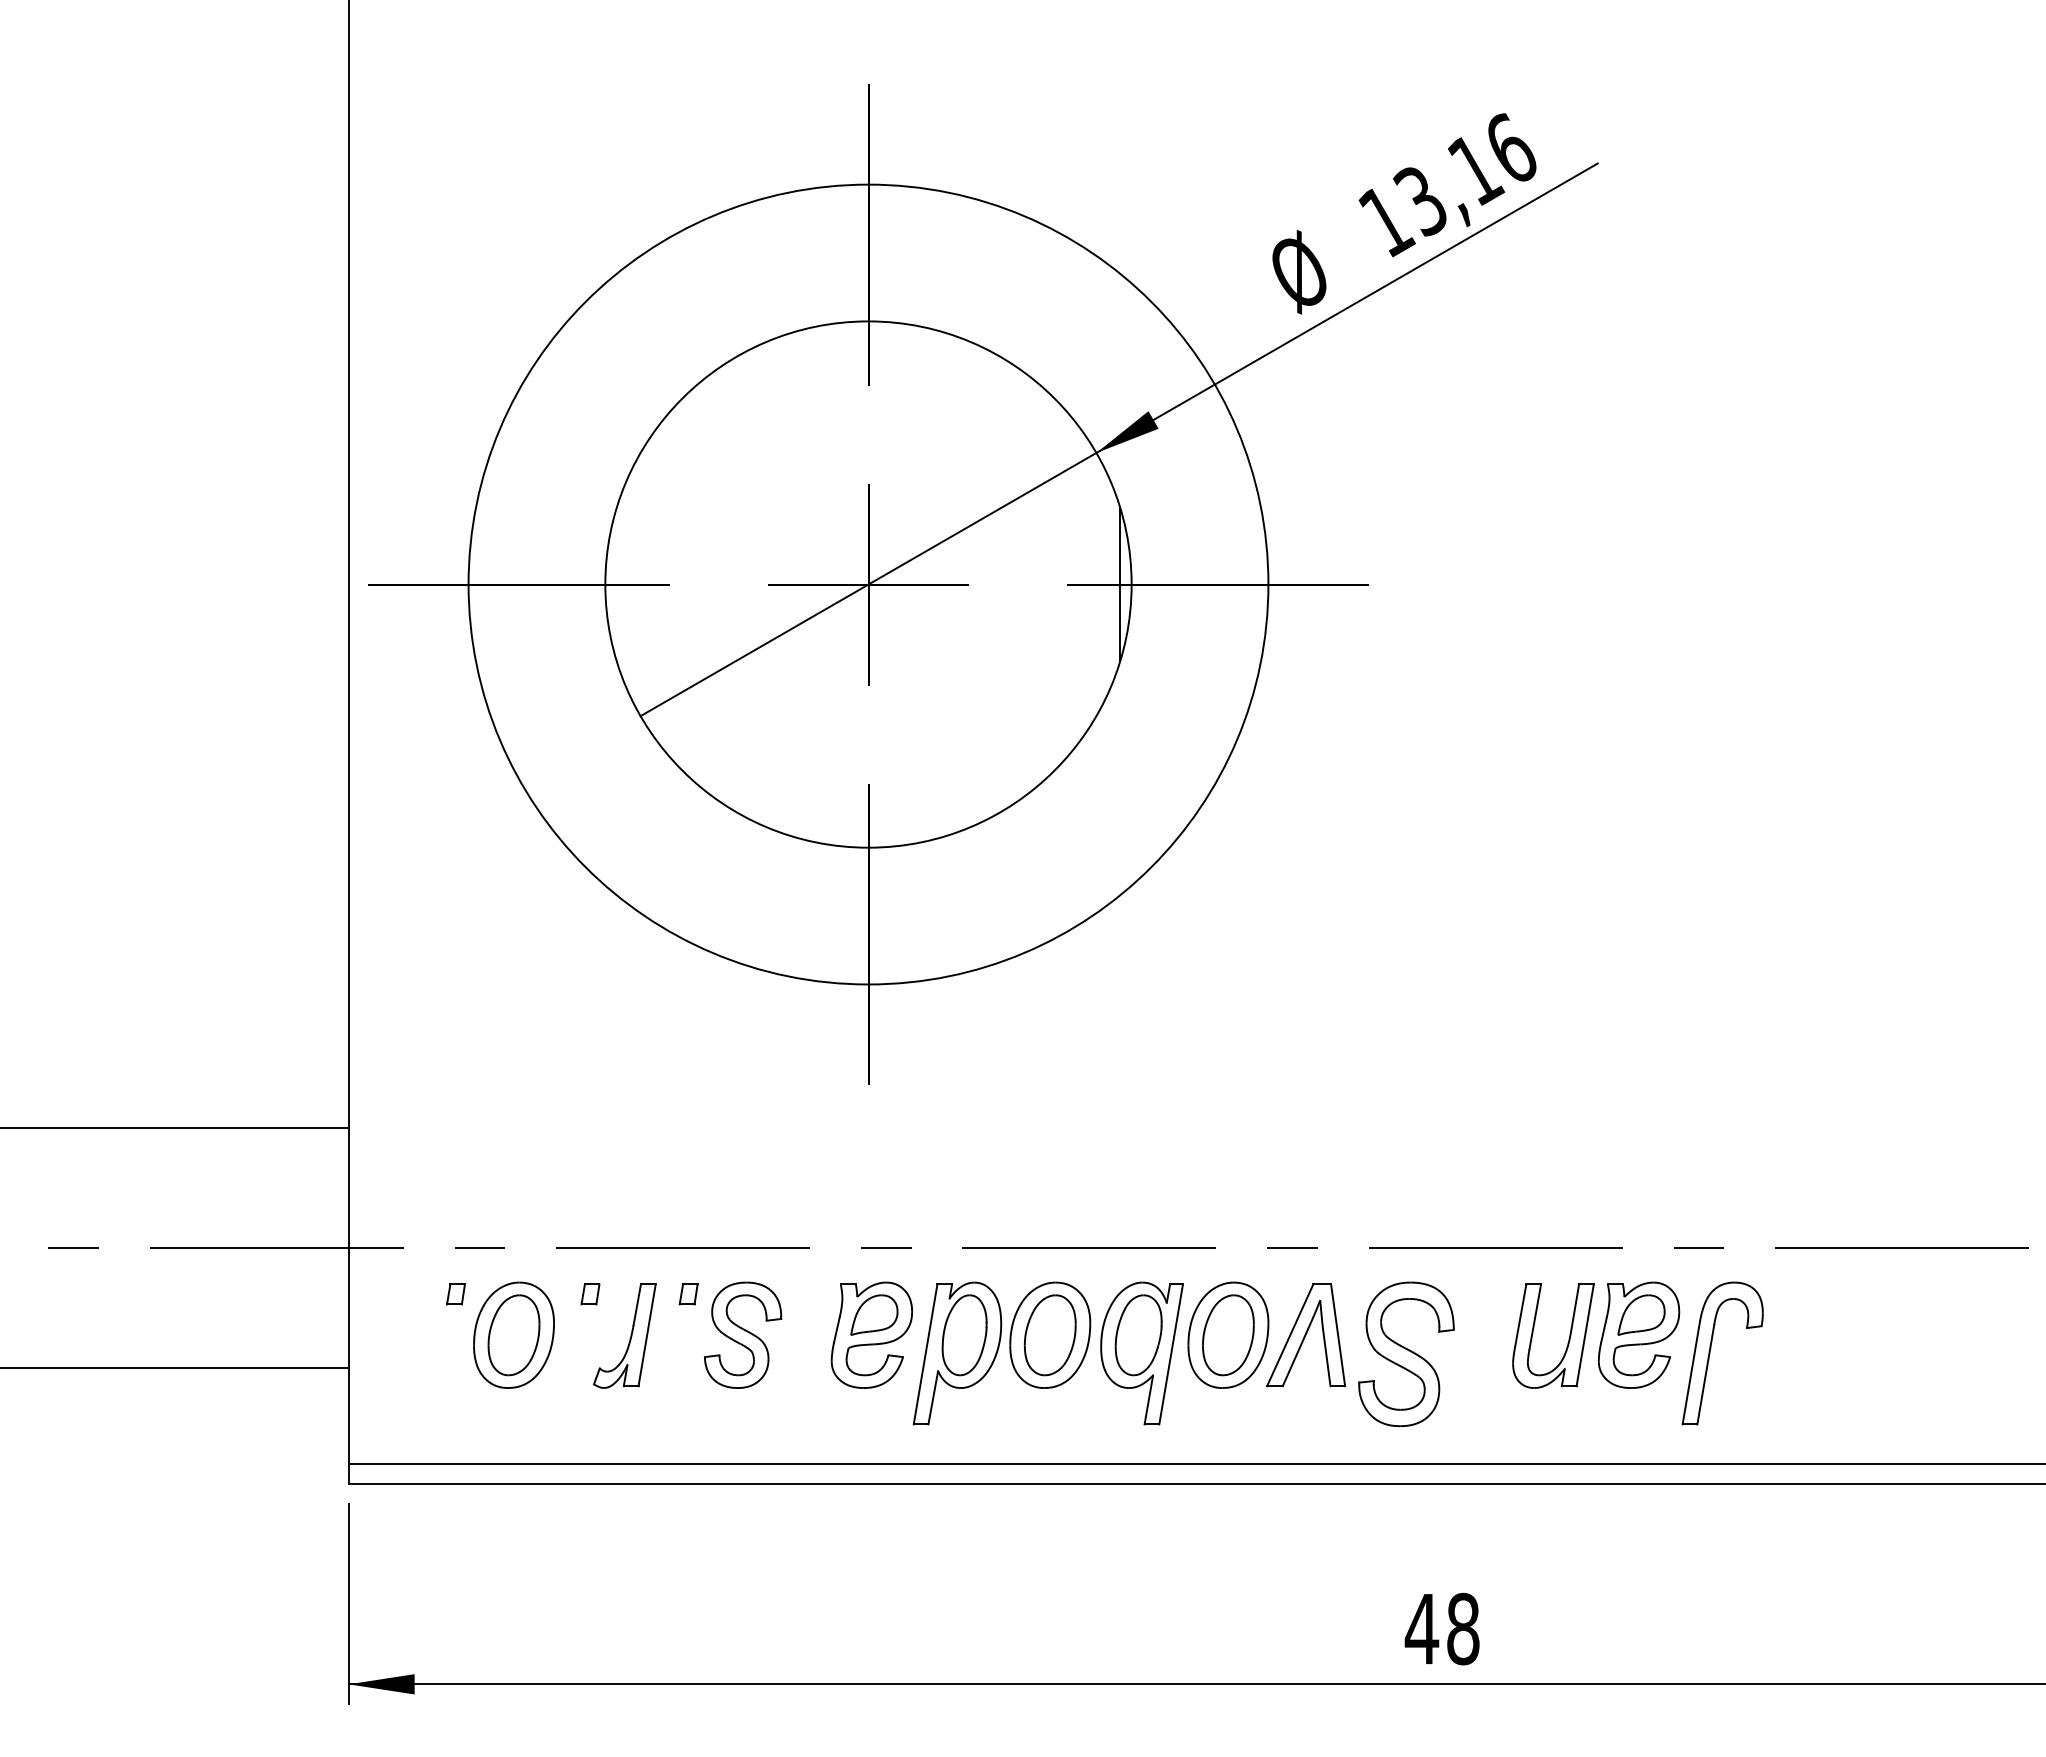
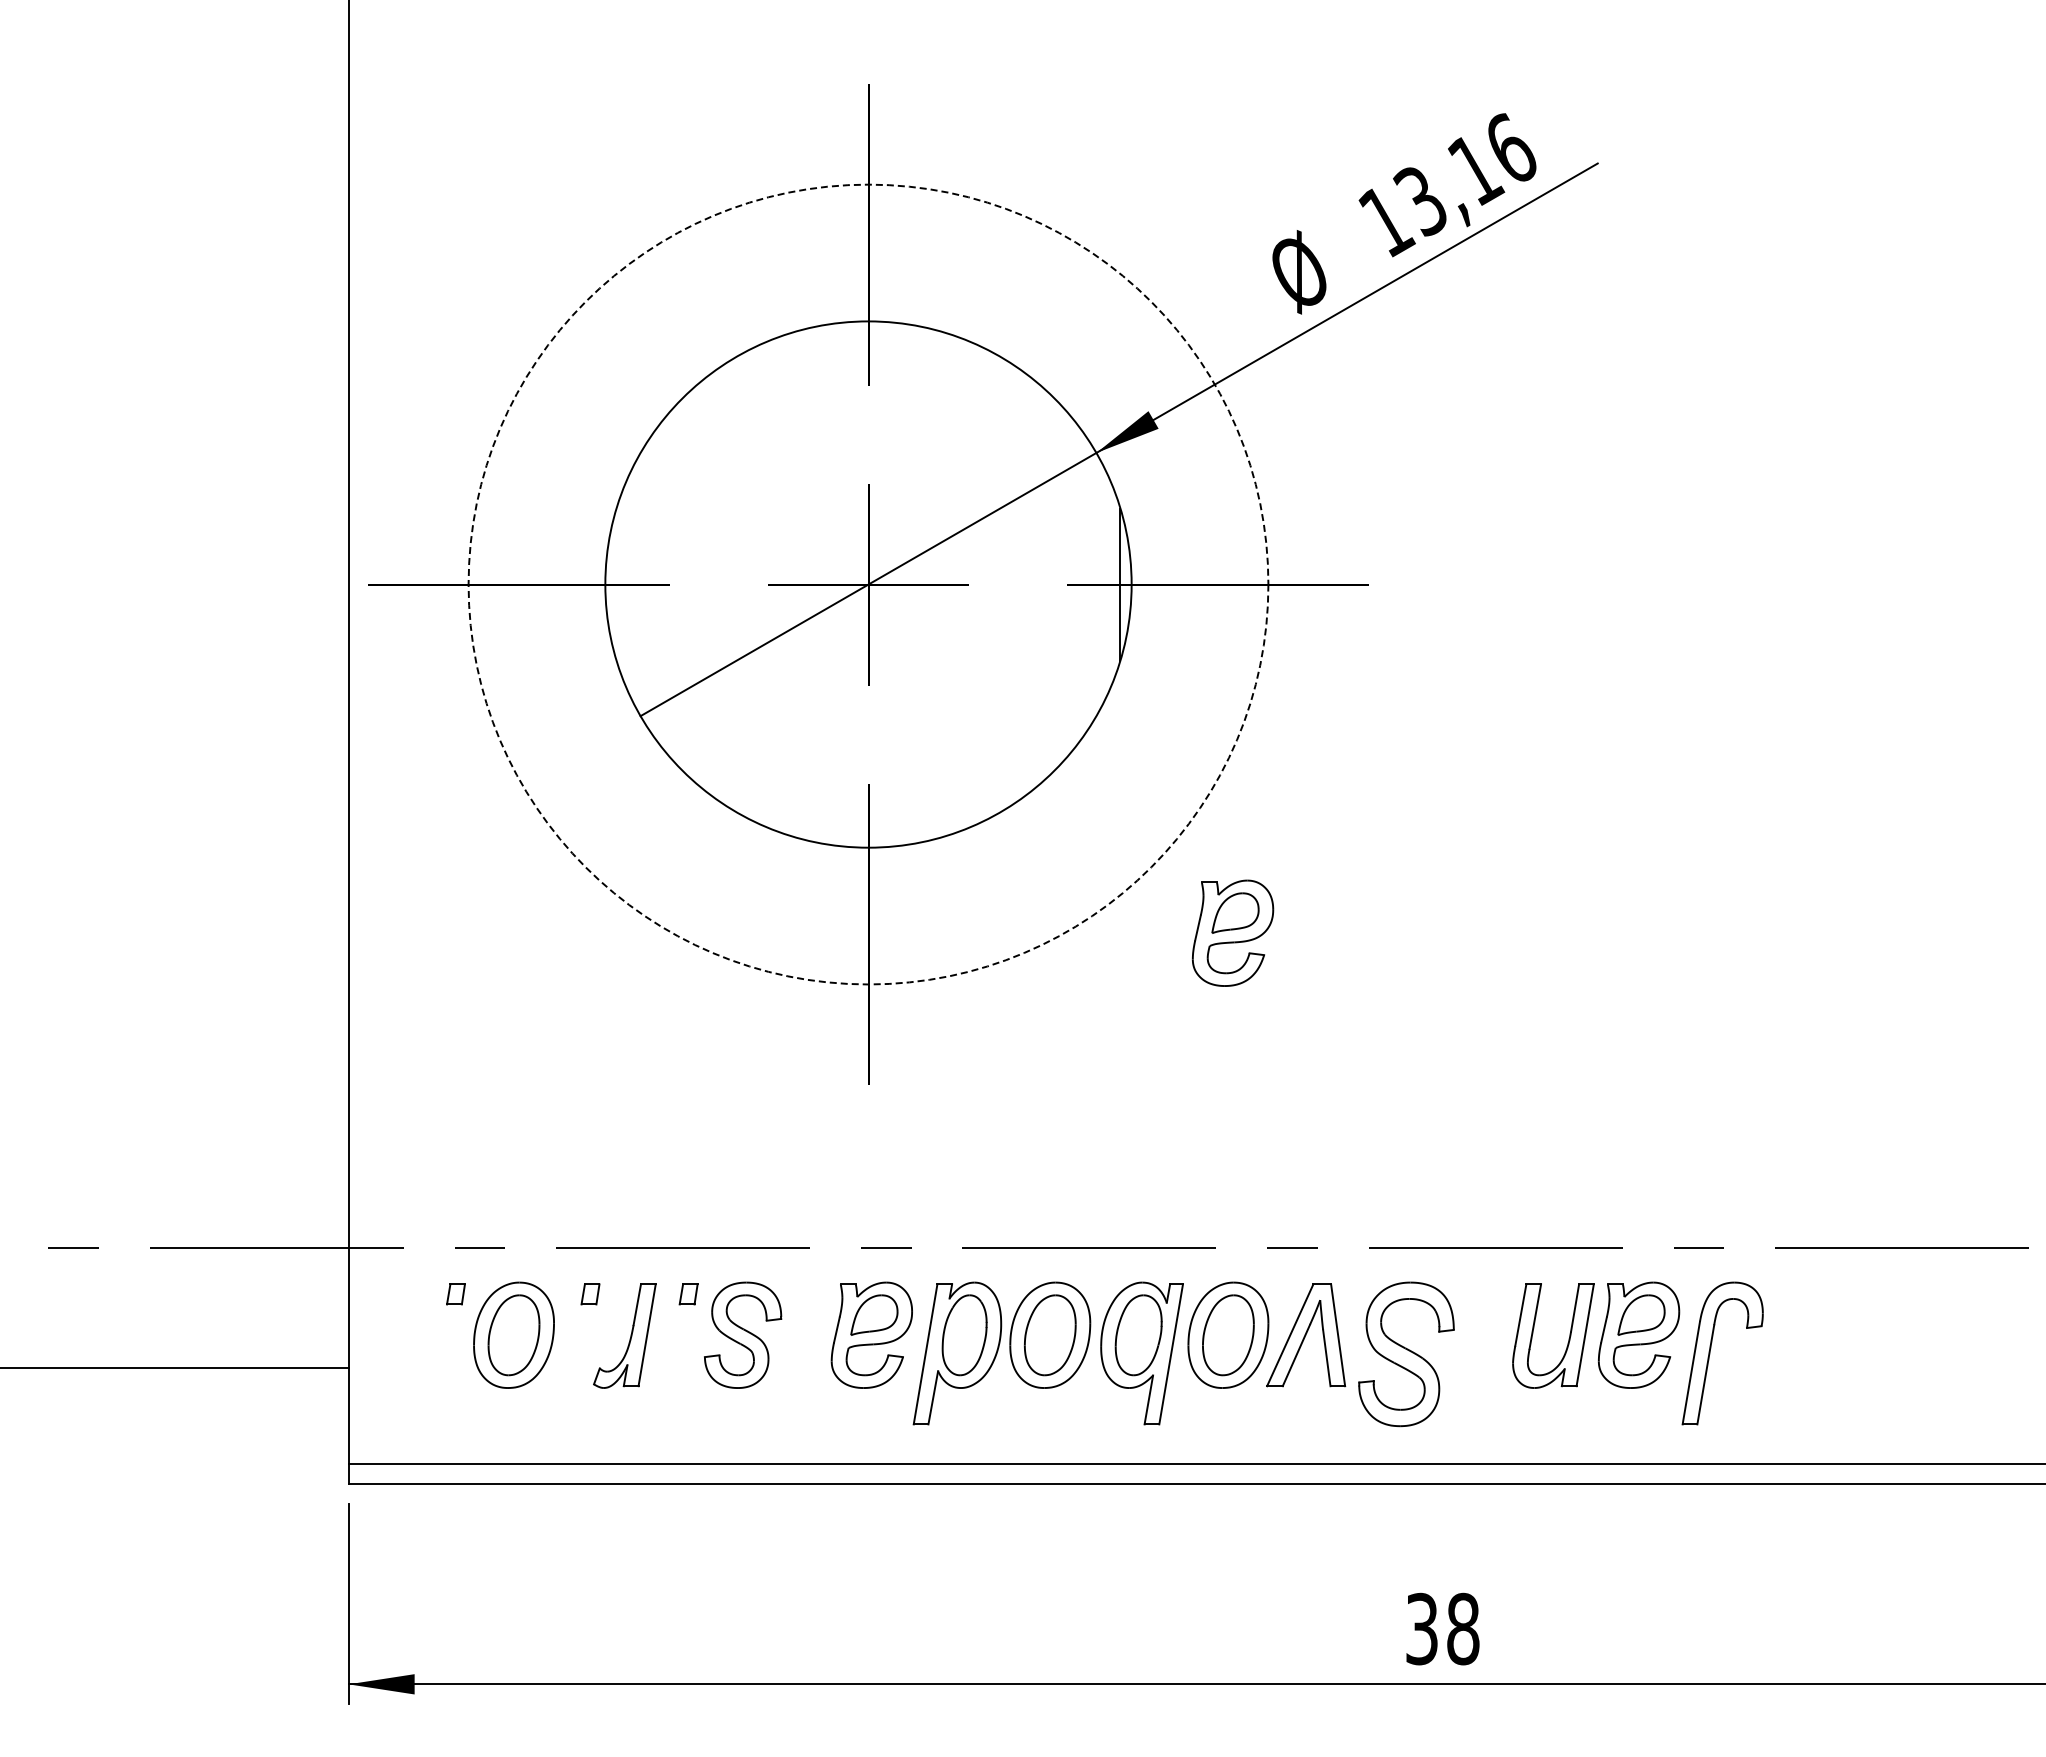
circle: solid -> dashed (868, 584)
part: none -> present (1233, 932)
line: present -> none (175, 1128)
text: 48 -> 38 (1421, 1628)
